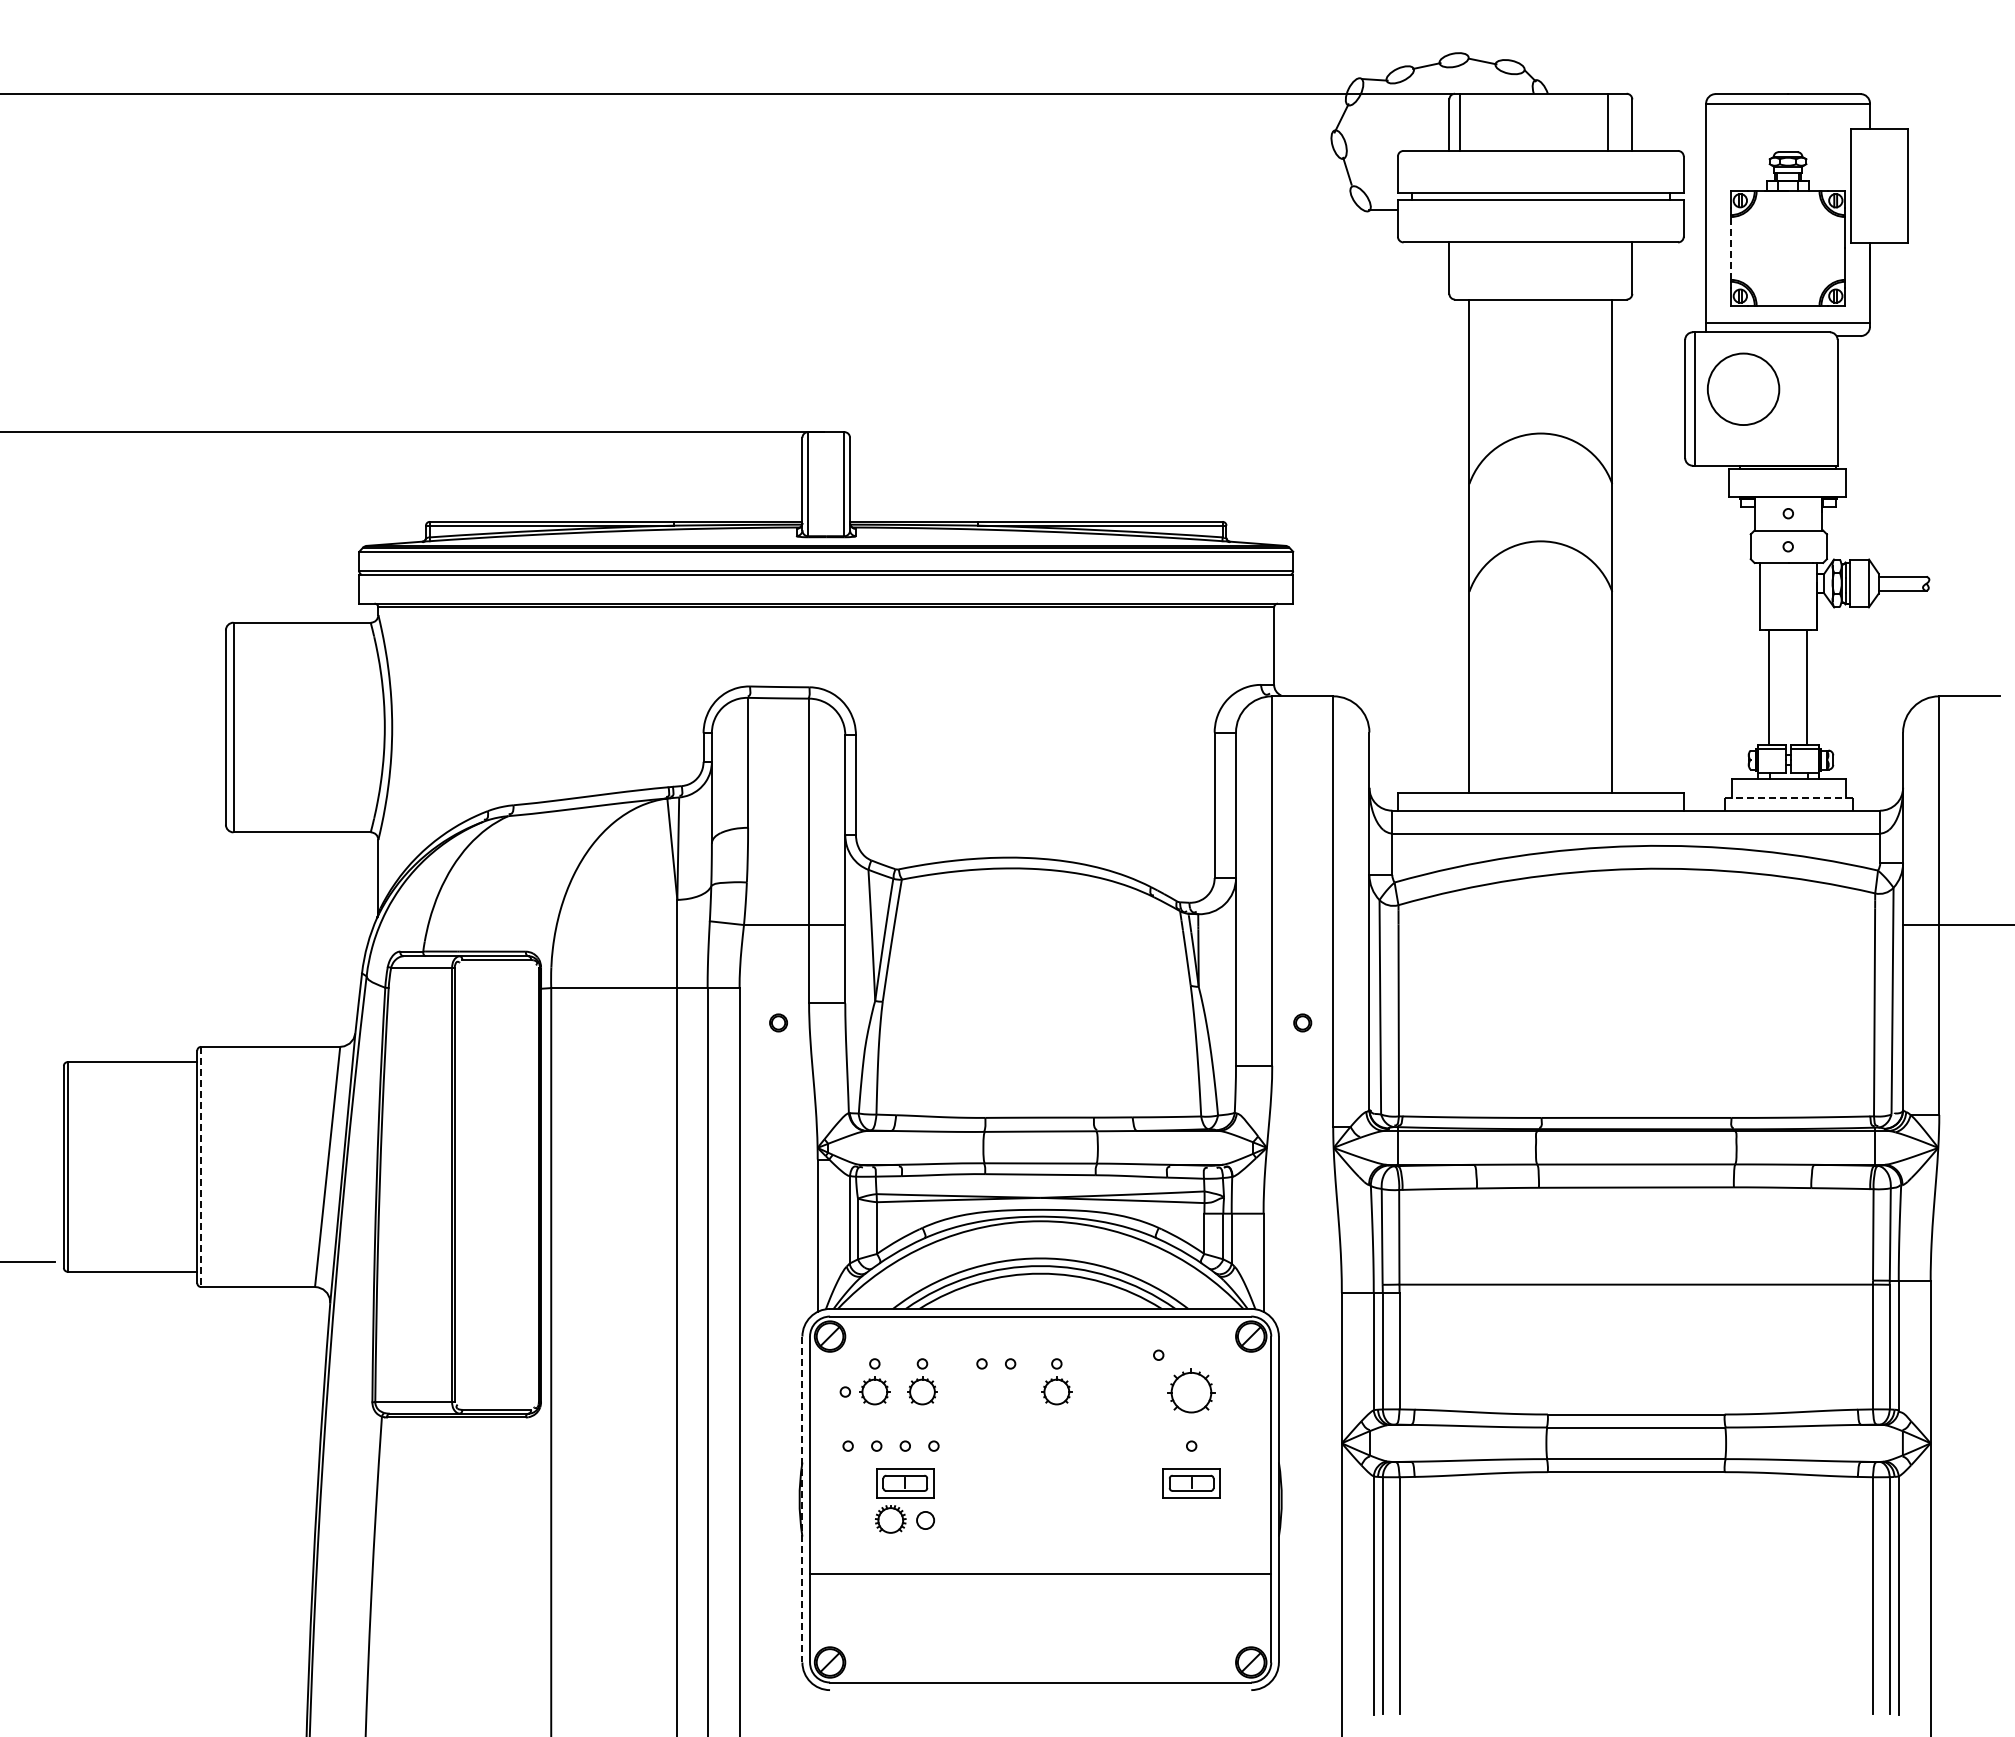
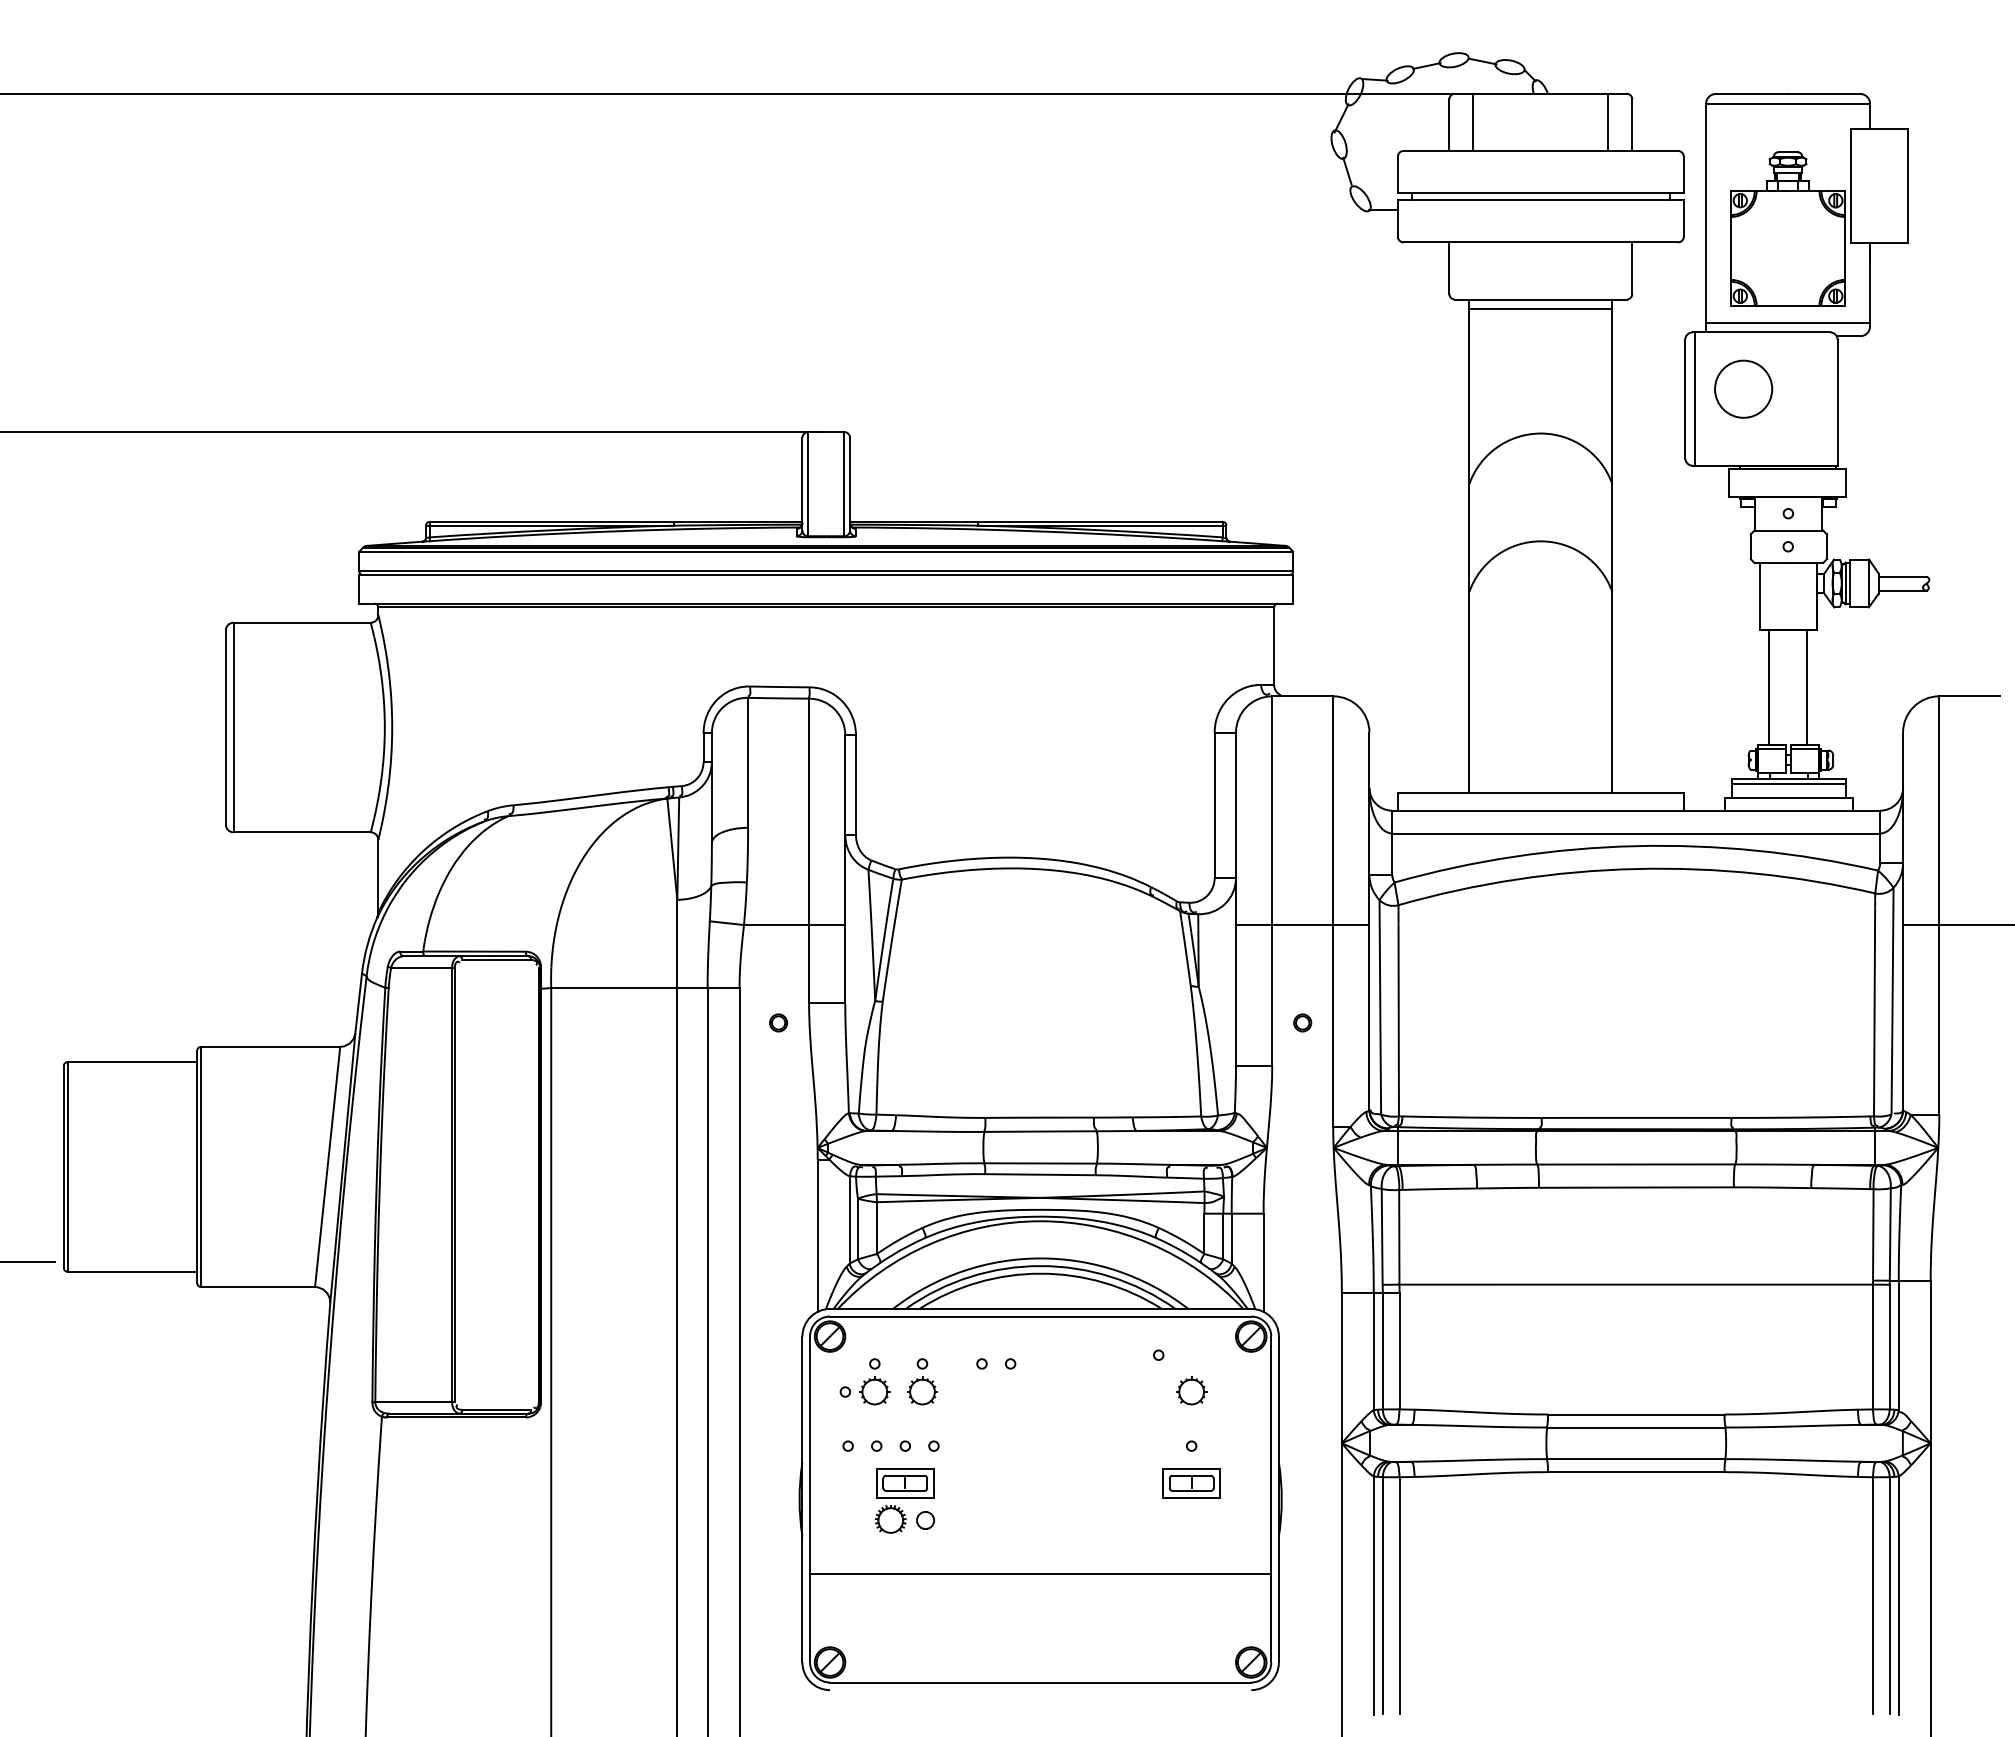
line position: (1460, 121) -> (1473, 121) (1473, 121)
line: dashed -> solid (1730, 247)
line: none -> present (1540, 309)
circle size: 75x74 px -> 60x60 px (1743, 388)
line: none -> present (1788, 783)
line: dashed -> solid (1788, 798)
line: none -> present (1302, 925)
line: dashed -> solid (201, 1167)
part: present -> none (1056, 1381)
part size: 49x46 px -> 32x30 px (1191, 1390)
line: dashed -> solid (802, 1499)
